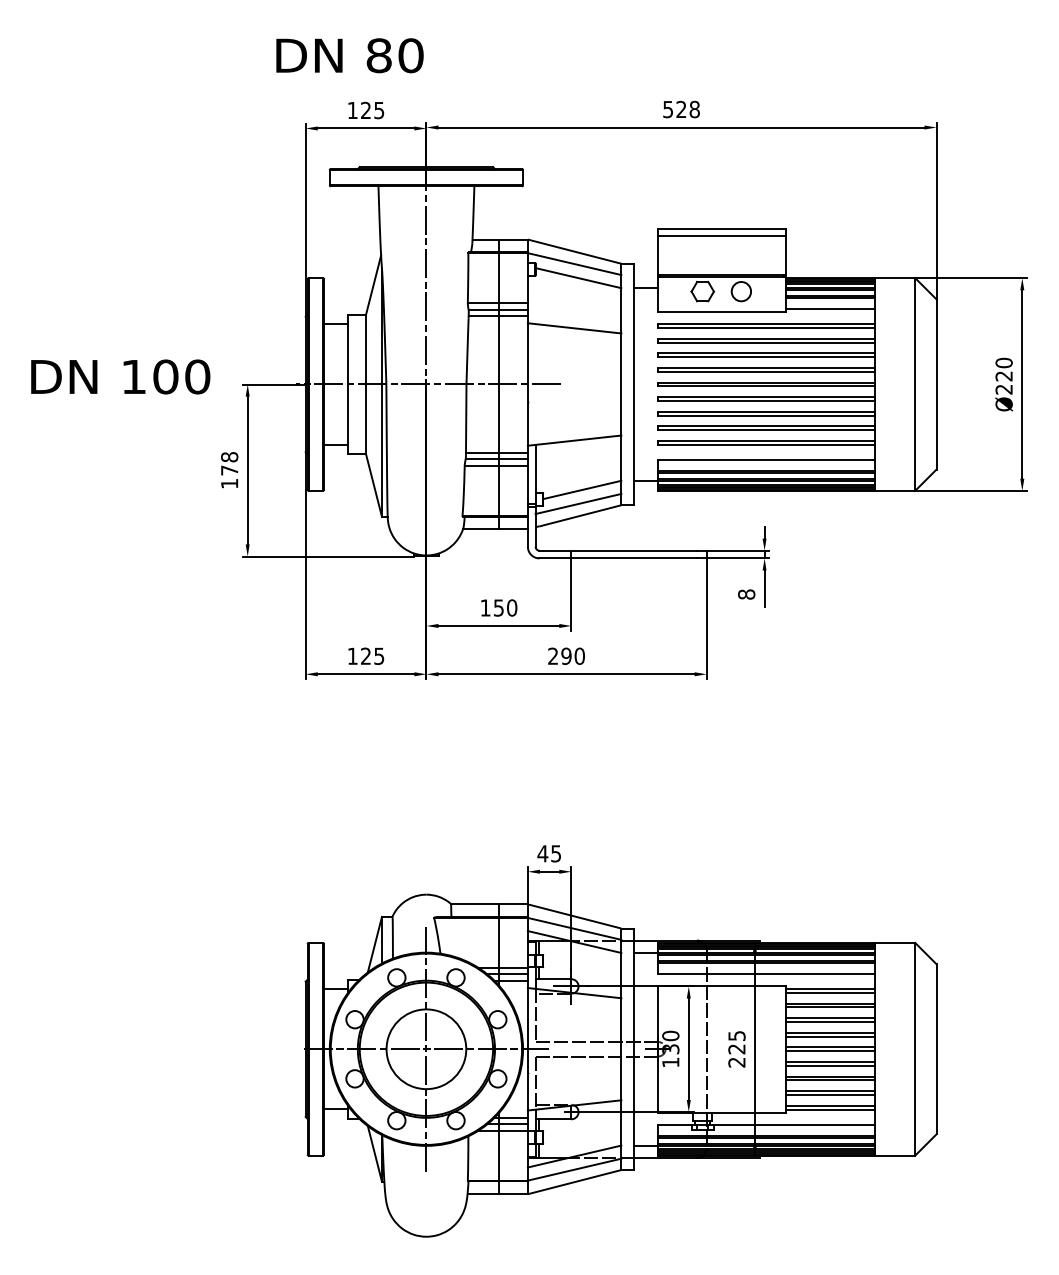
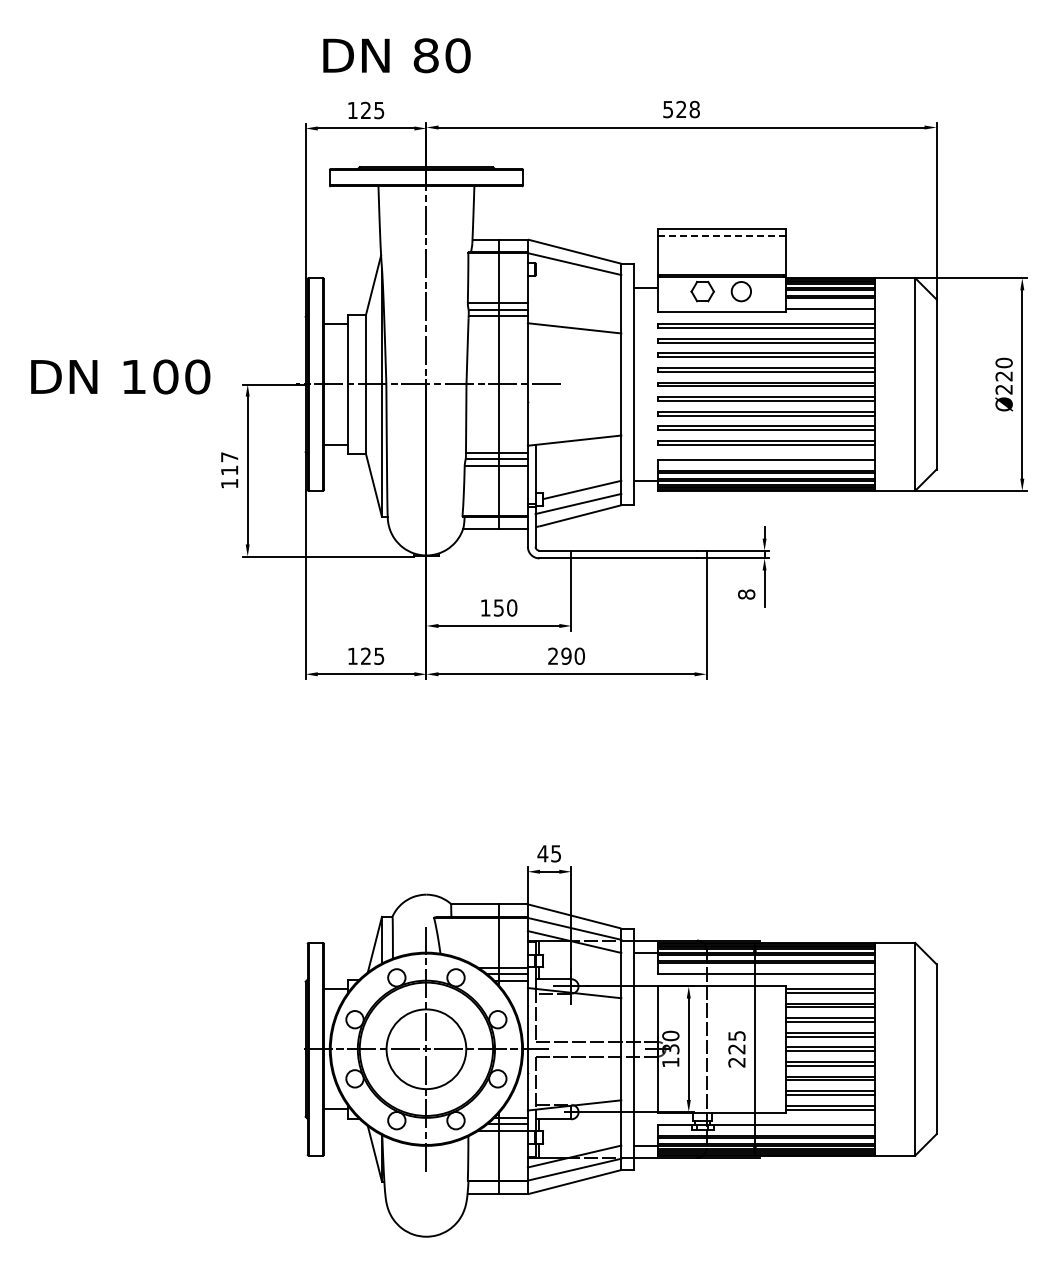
text position: (349, 55) -> (396, 55) (396, 55)
line: solid -> dashed (722, 236)
line: present -> none (578, 278)
text: 178 -> 117 (229, 463)
